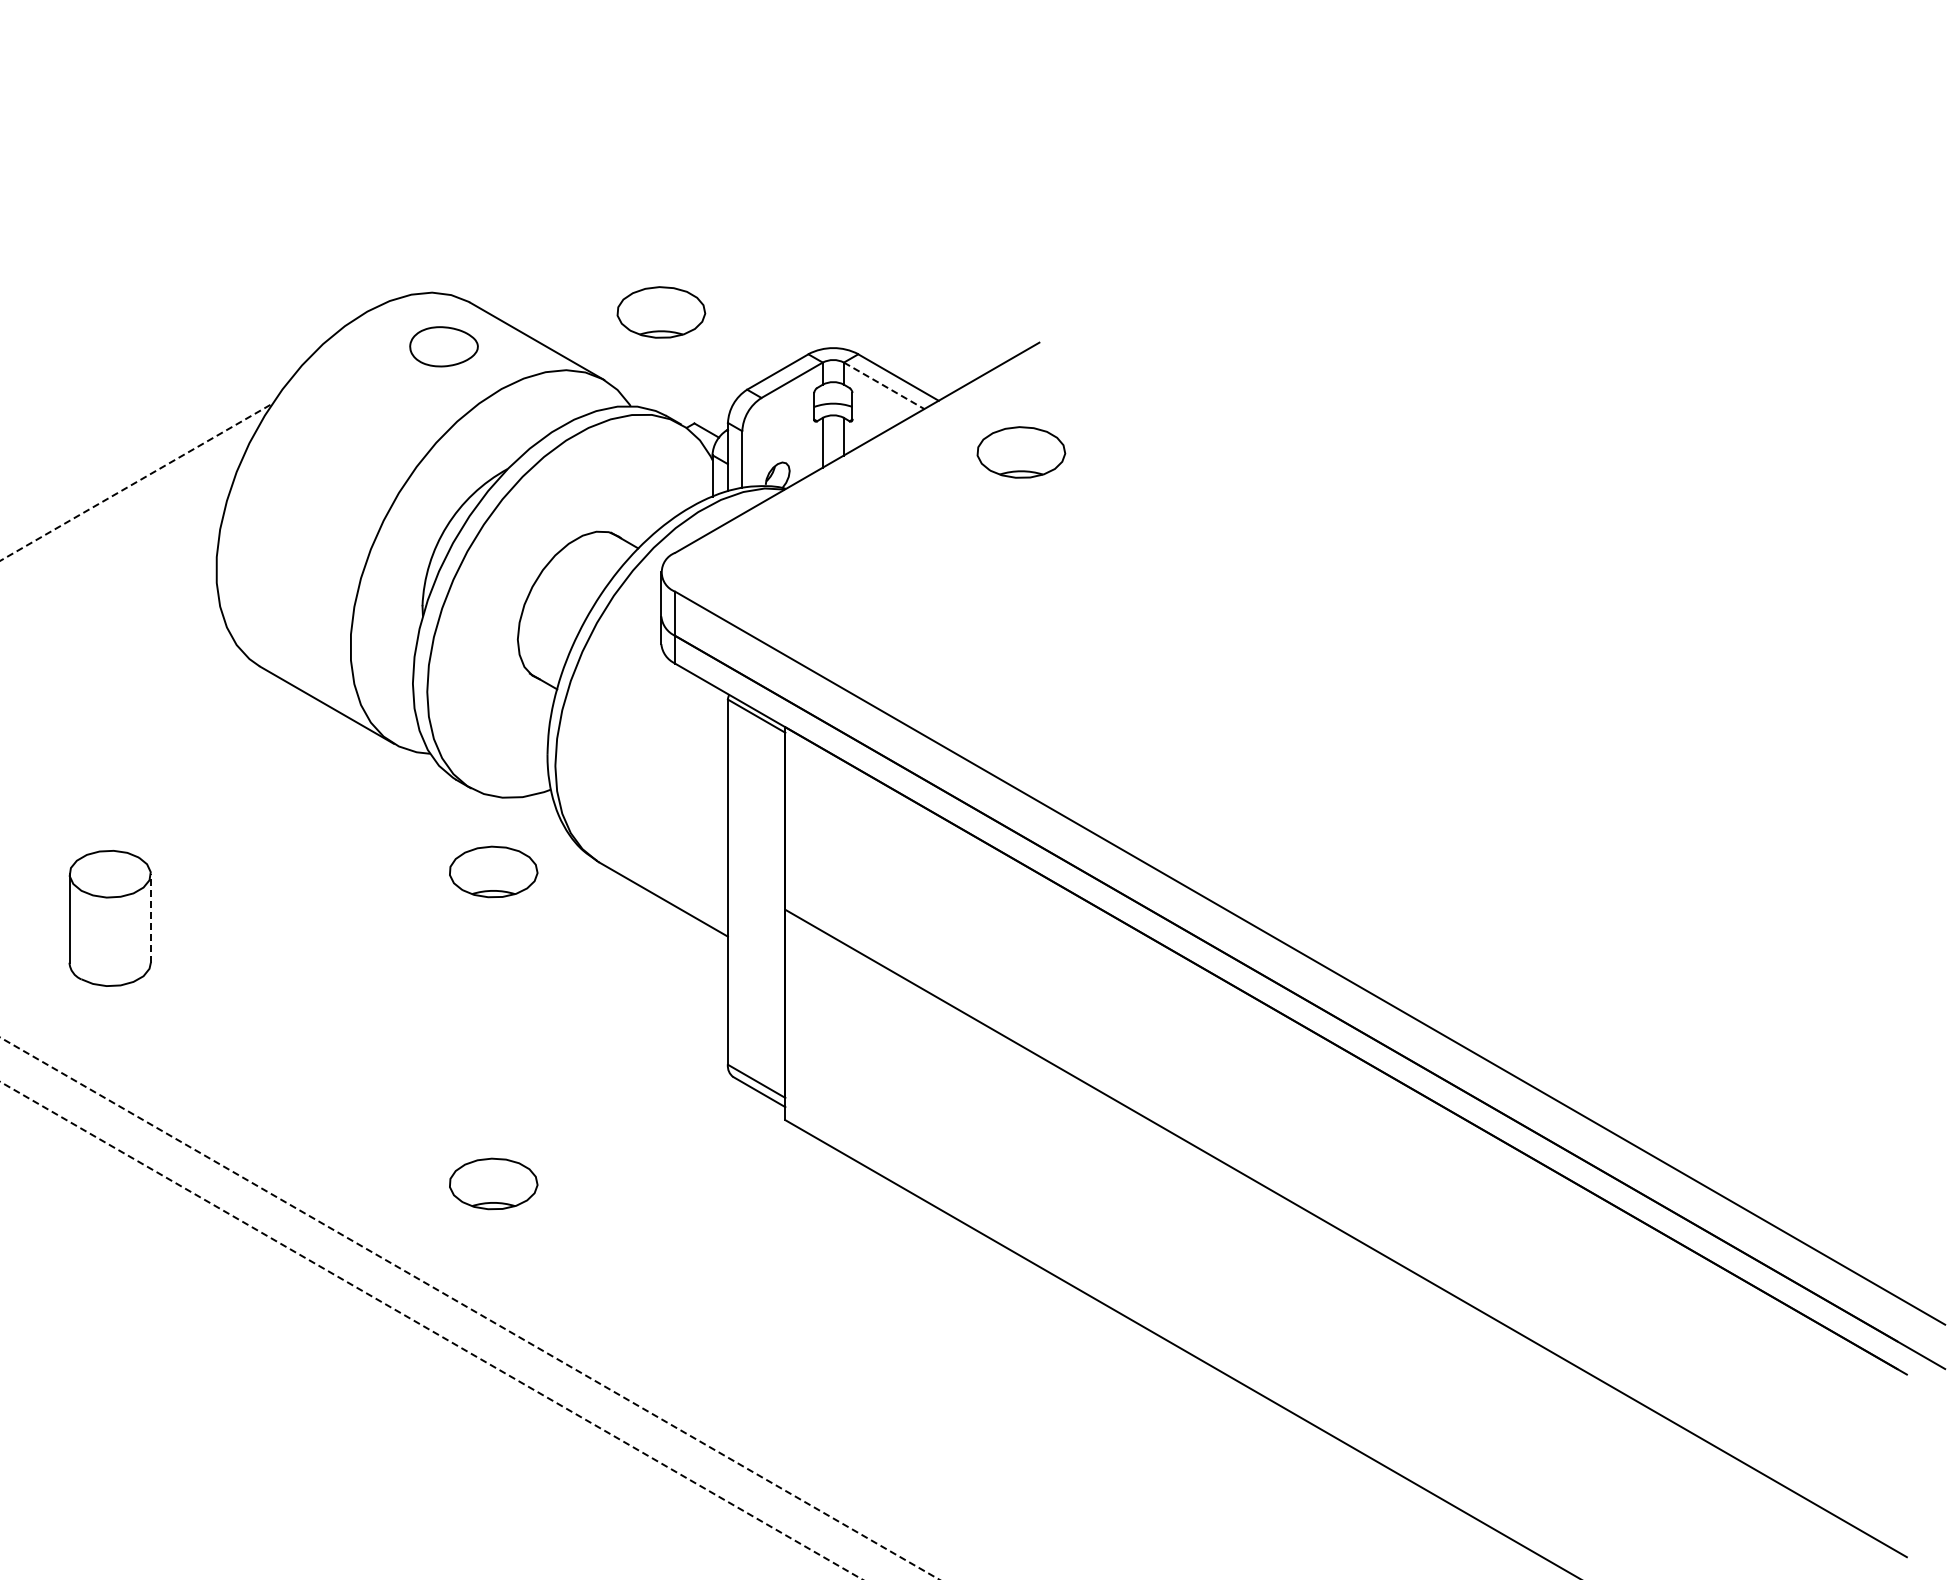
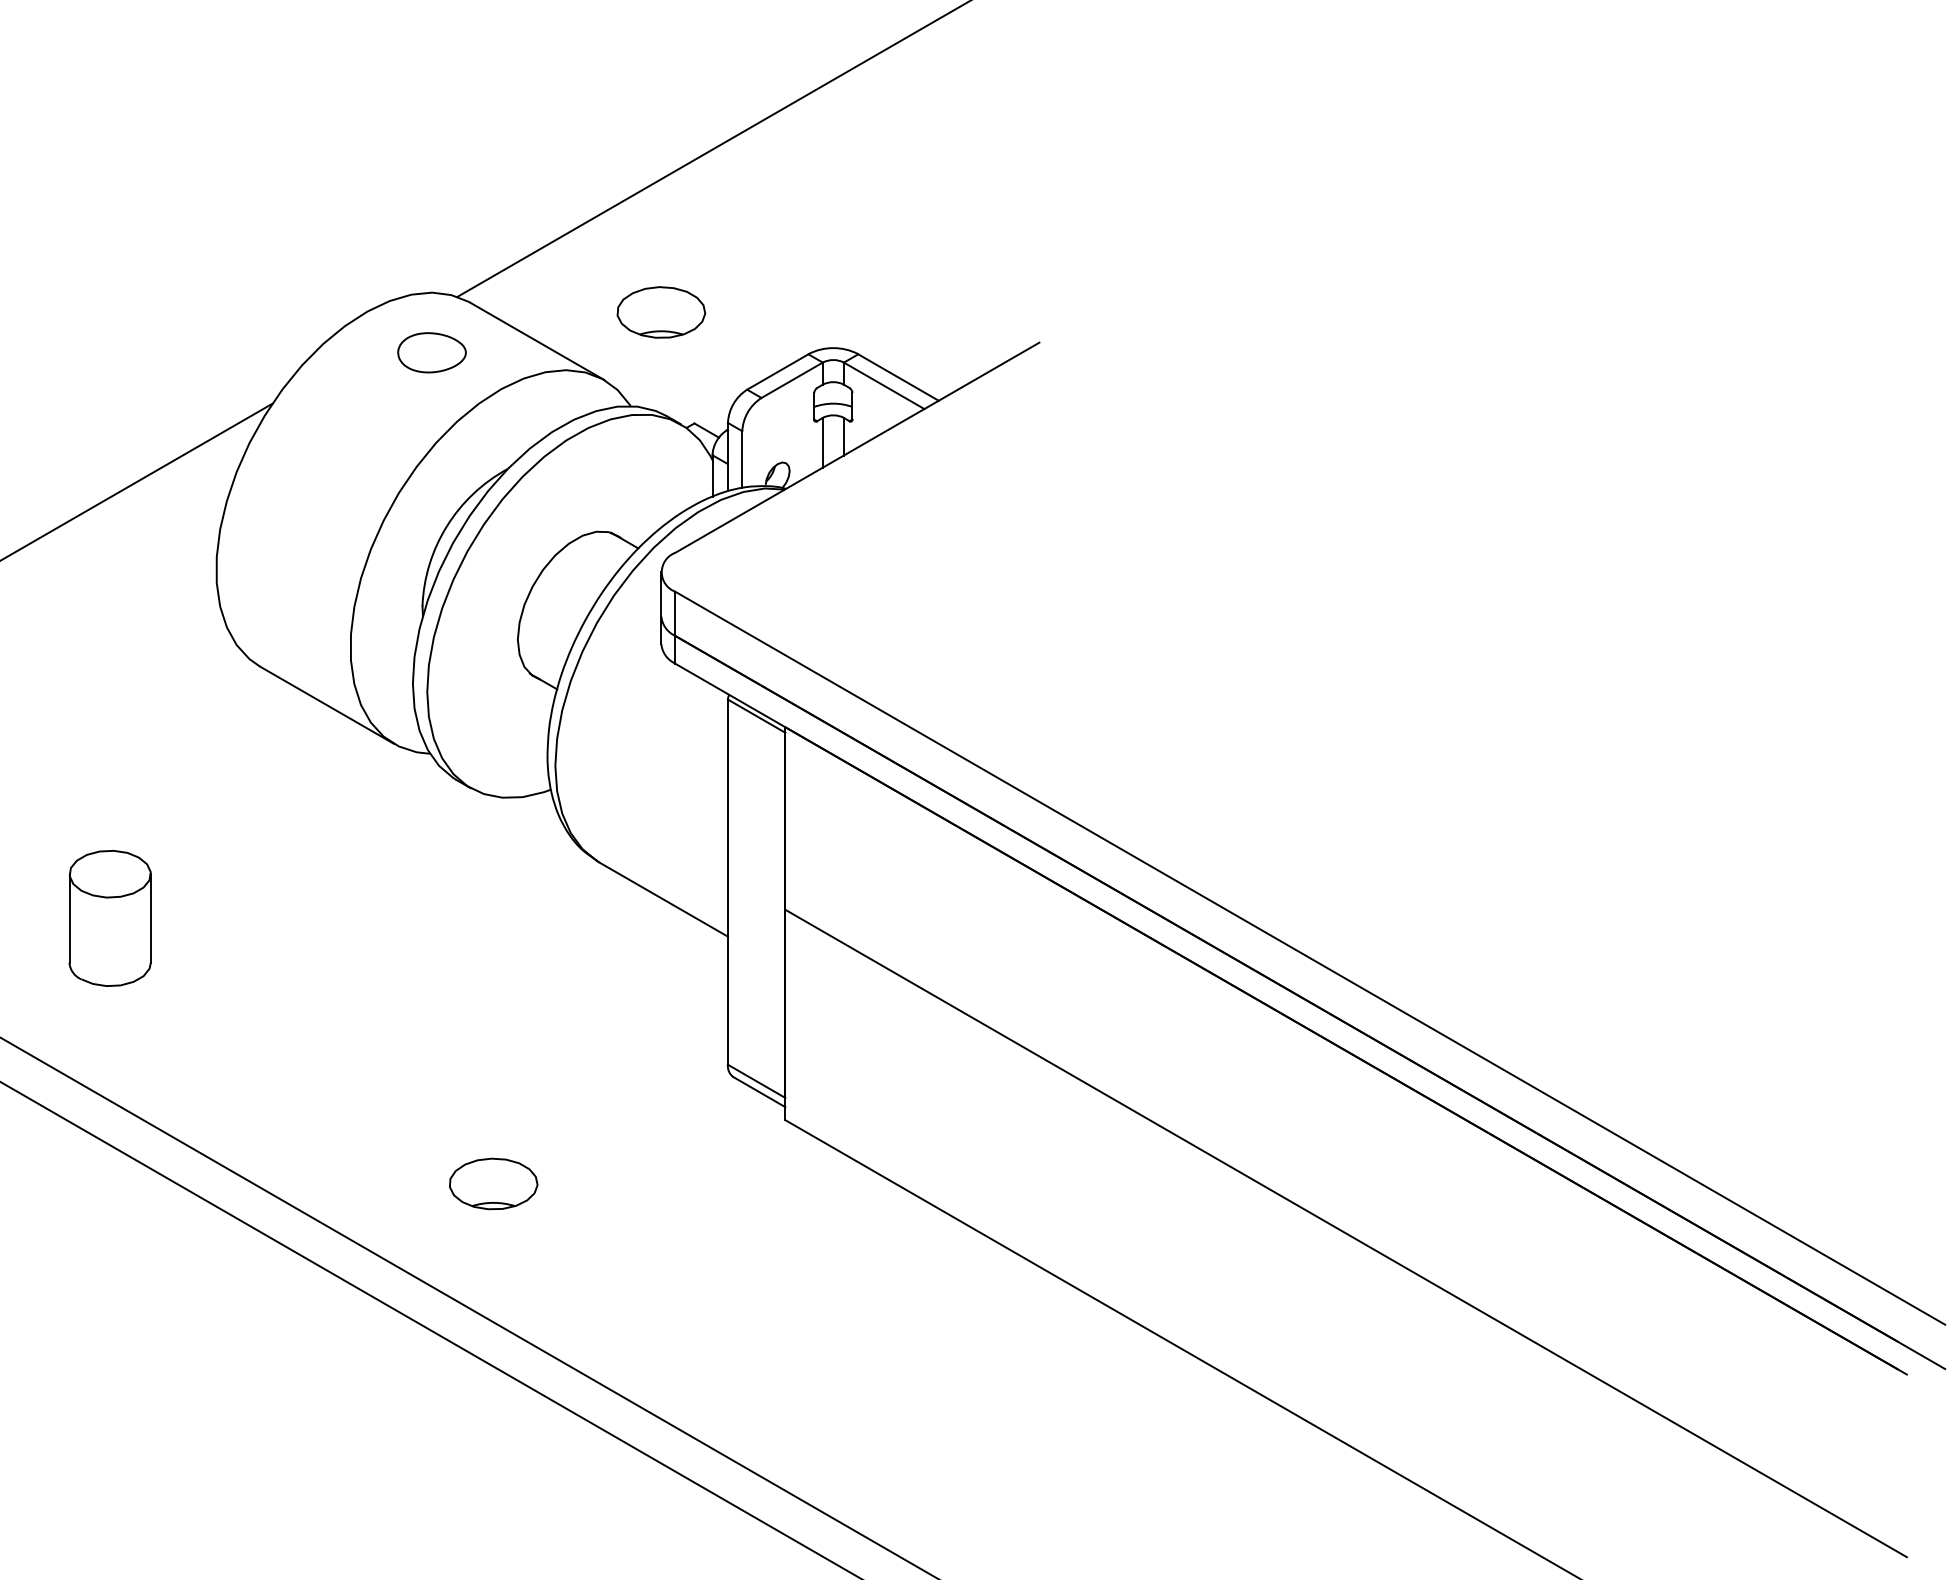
line: none -> present (712, 149)
part position: (443, 346) -> (431, 352) (431, 352)
line: dashed -> solid (884, 386)
part: present -> none (1021, 452)
line: dashed -> solid (136, 482)
part: present -> none (493, 871)
line: dashed -> solid (150, 917)
line: dashed -> solid (469, 1308)
line: dashed -> solid (431, 1330)
